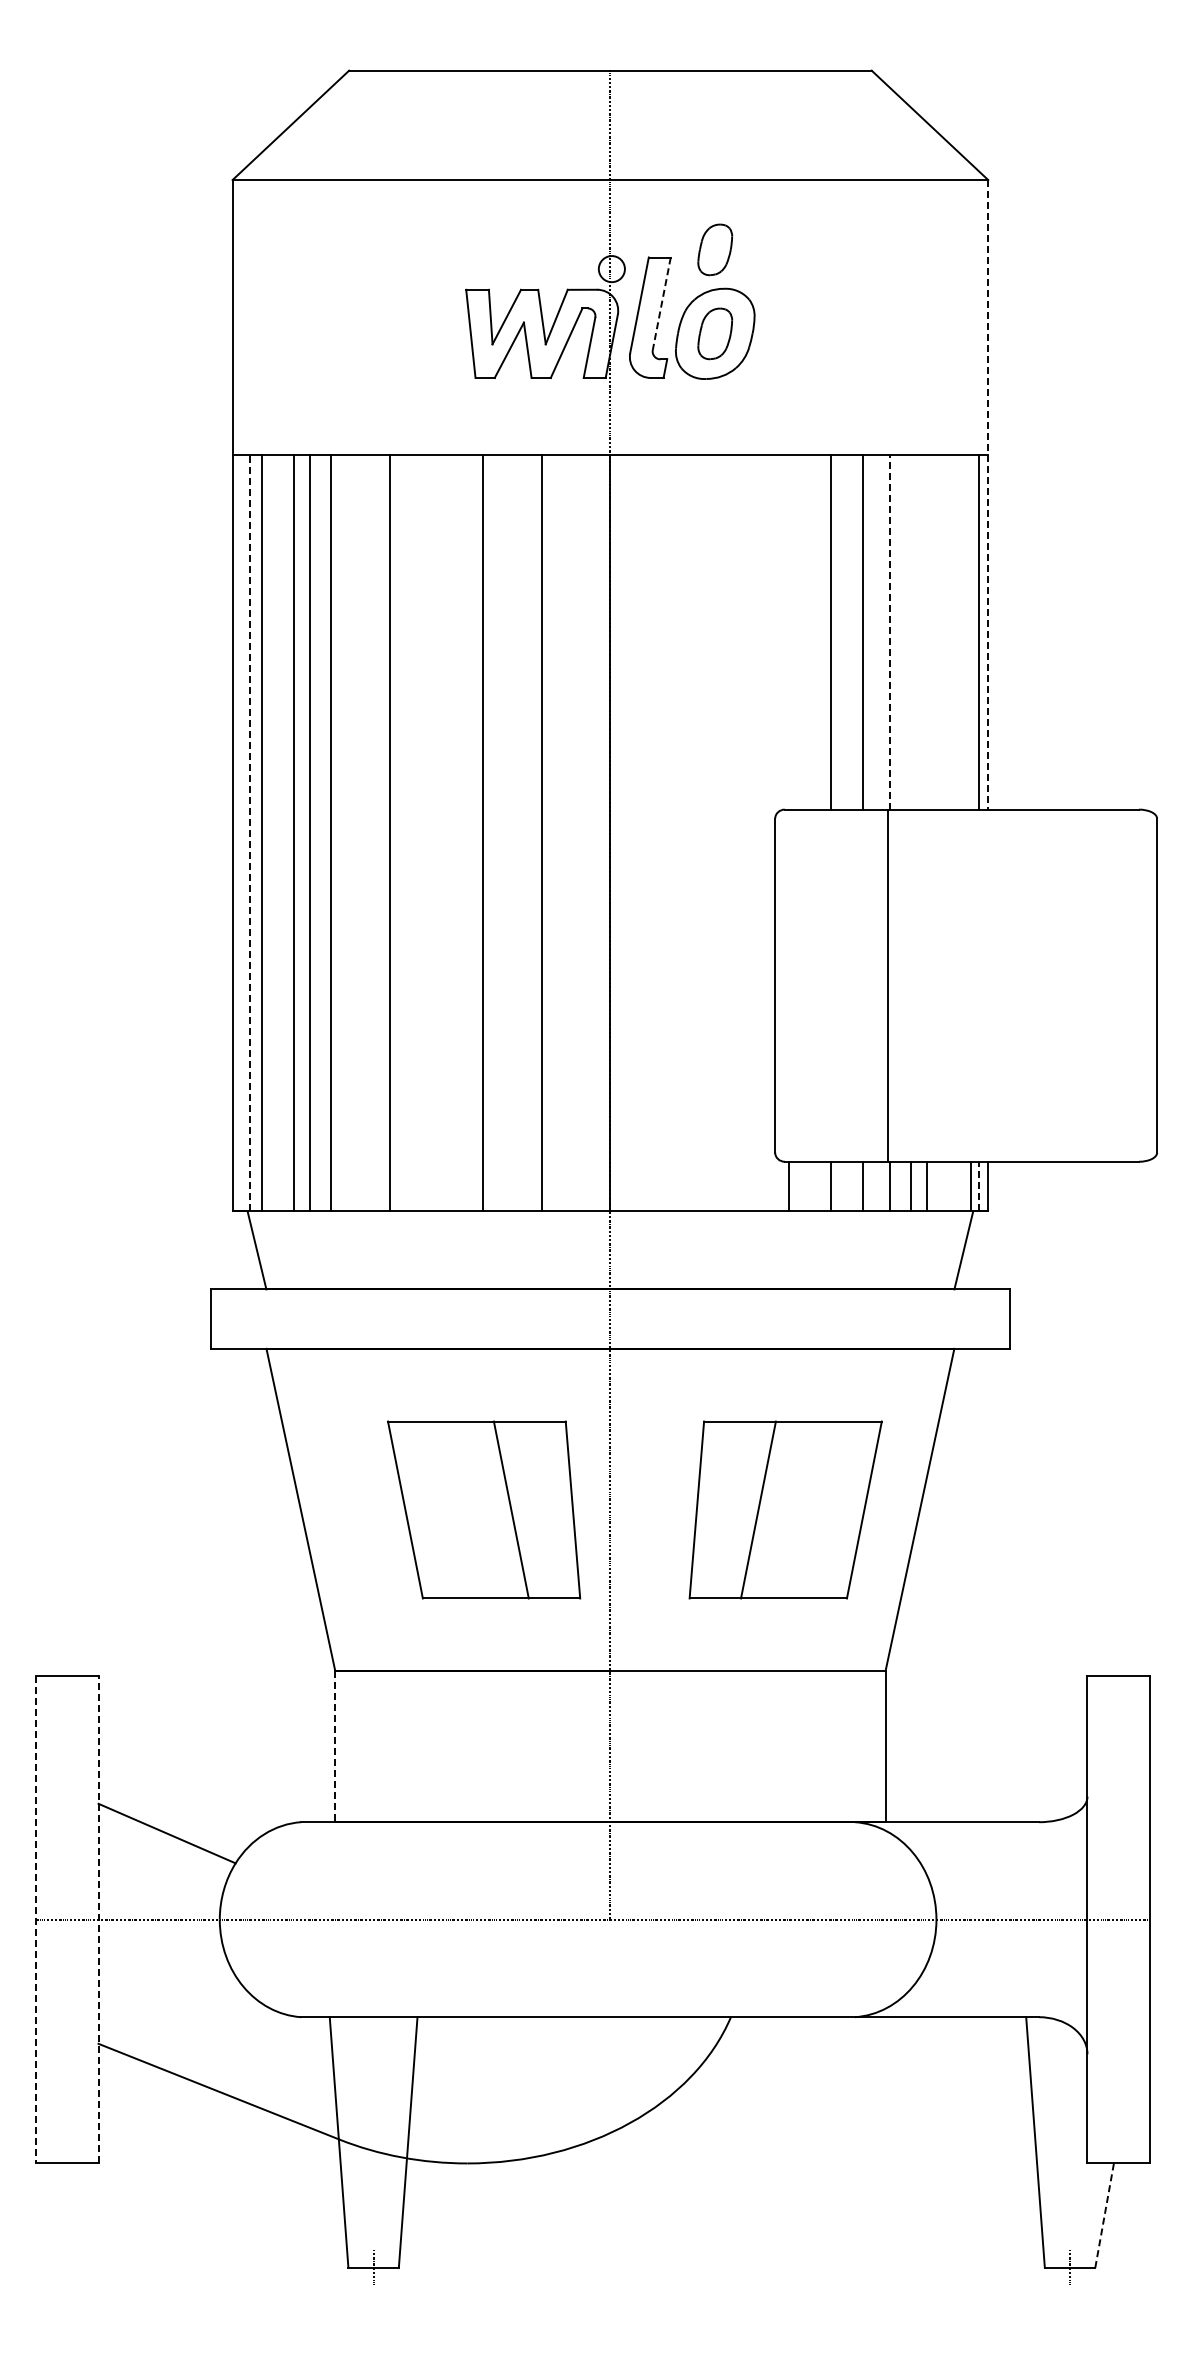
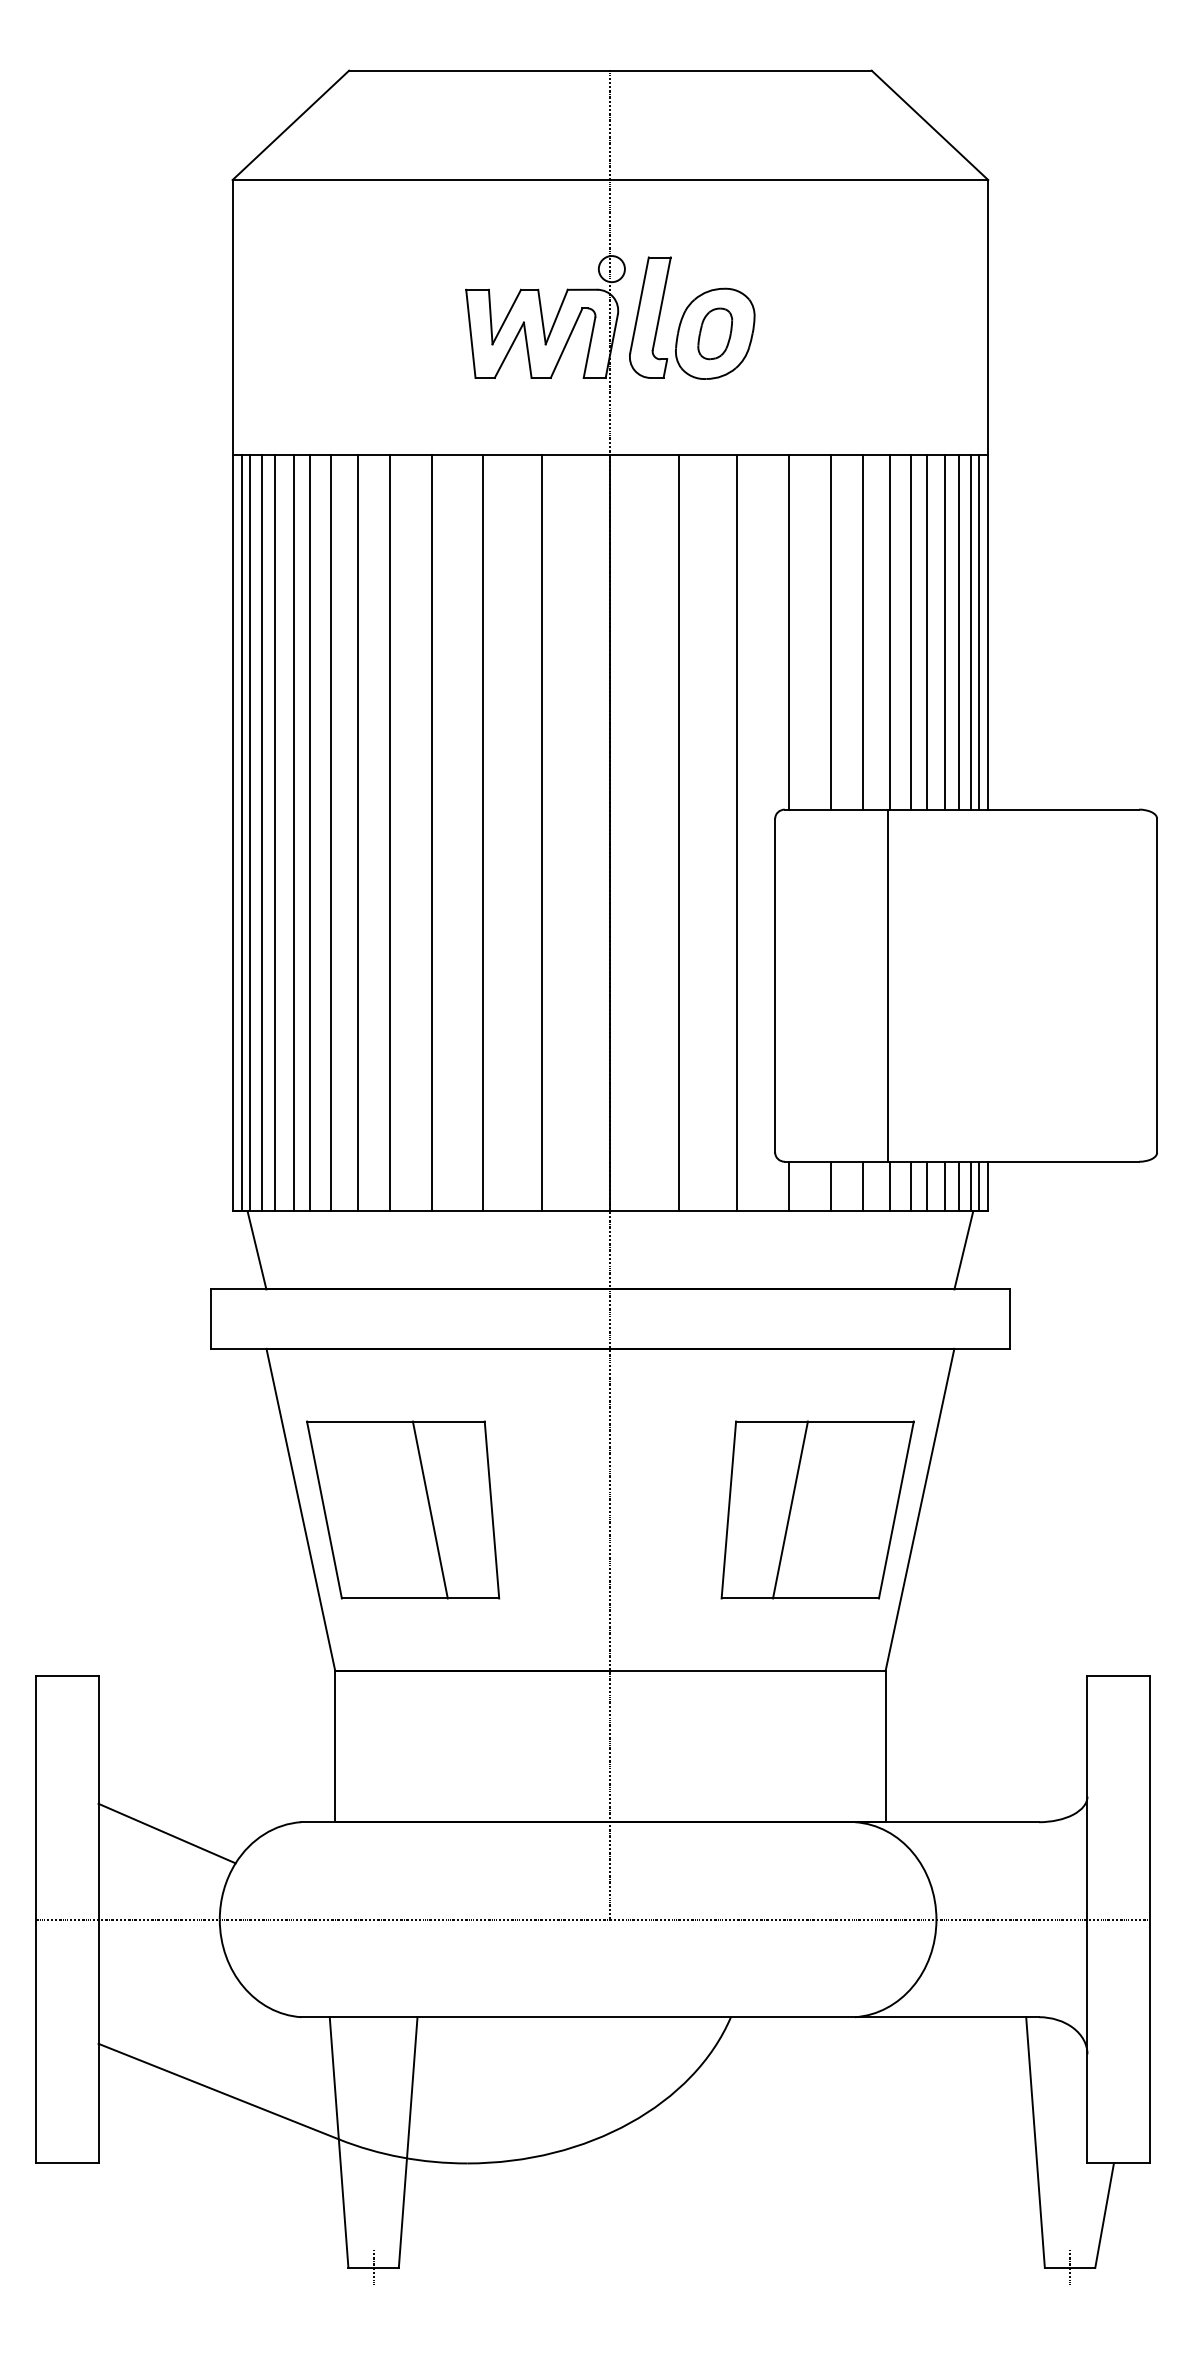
part: present -> none (715, 249)
line: dashed -> solid (661, 304)
line: dashed -> solid (988, 494)
line: none -> present (789, 632)
line: dashed -> solid (889, 632)
line: none -> present (910, 632)
line: none -> present (927, 632)
line: none -> present (945, 632)
line: none -> present (958, 632)
line: none -> present (970, 632)
line: none -> present (242, 833)
line: dashed -> solid (250, 833)
line: none -> present (275, 833)
line: none -> present (357, 833)
line: none -> present (431, 833)
line: none -> present (678, 833)
line: none -> present (737, 833)
line: none -> present (945, 1186)
line: none -> present (958, 1186)
line: dashed -> solid (978, 1186)
part position: (484, 1509) -> (403, 1509) (403, 1509)
part position: (785, 1509) -> (817, 1509) (817, 1509)
line: dashed -> solid (335, 1746)
line: dashed -> solid (35, 1919)
line: dashed -> solid (98, 1919)
line: dashed -> solid (1104, 2215)
